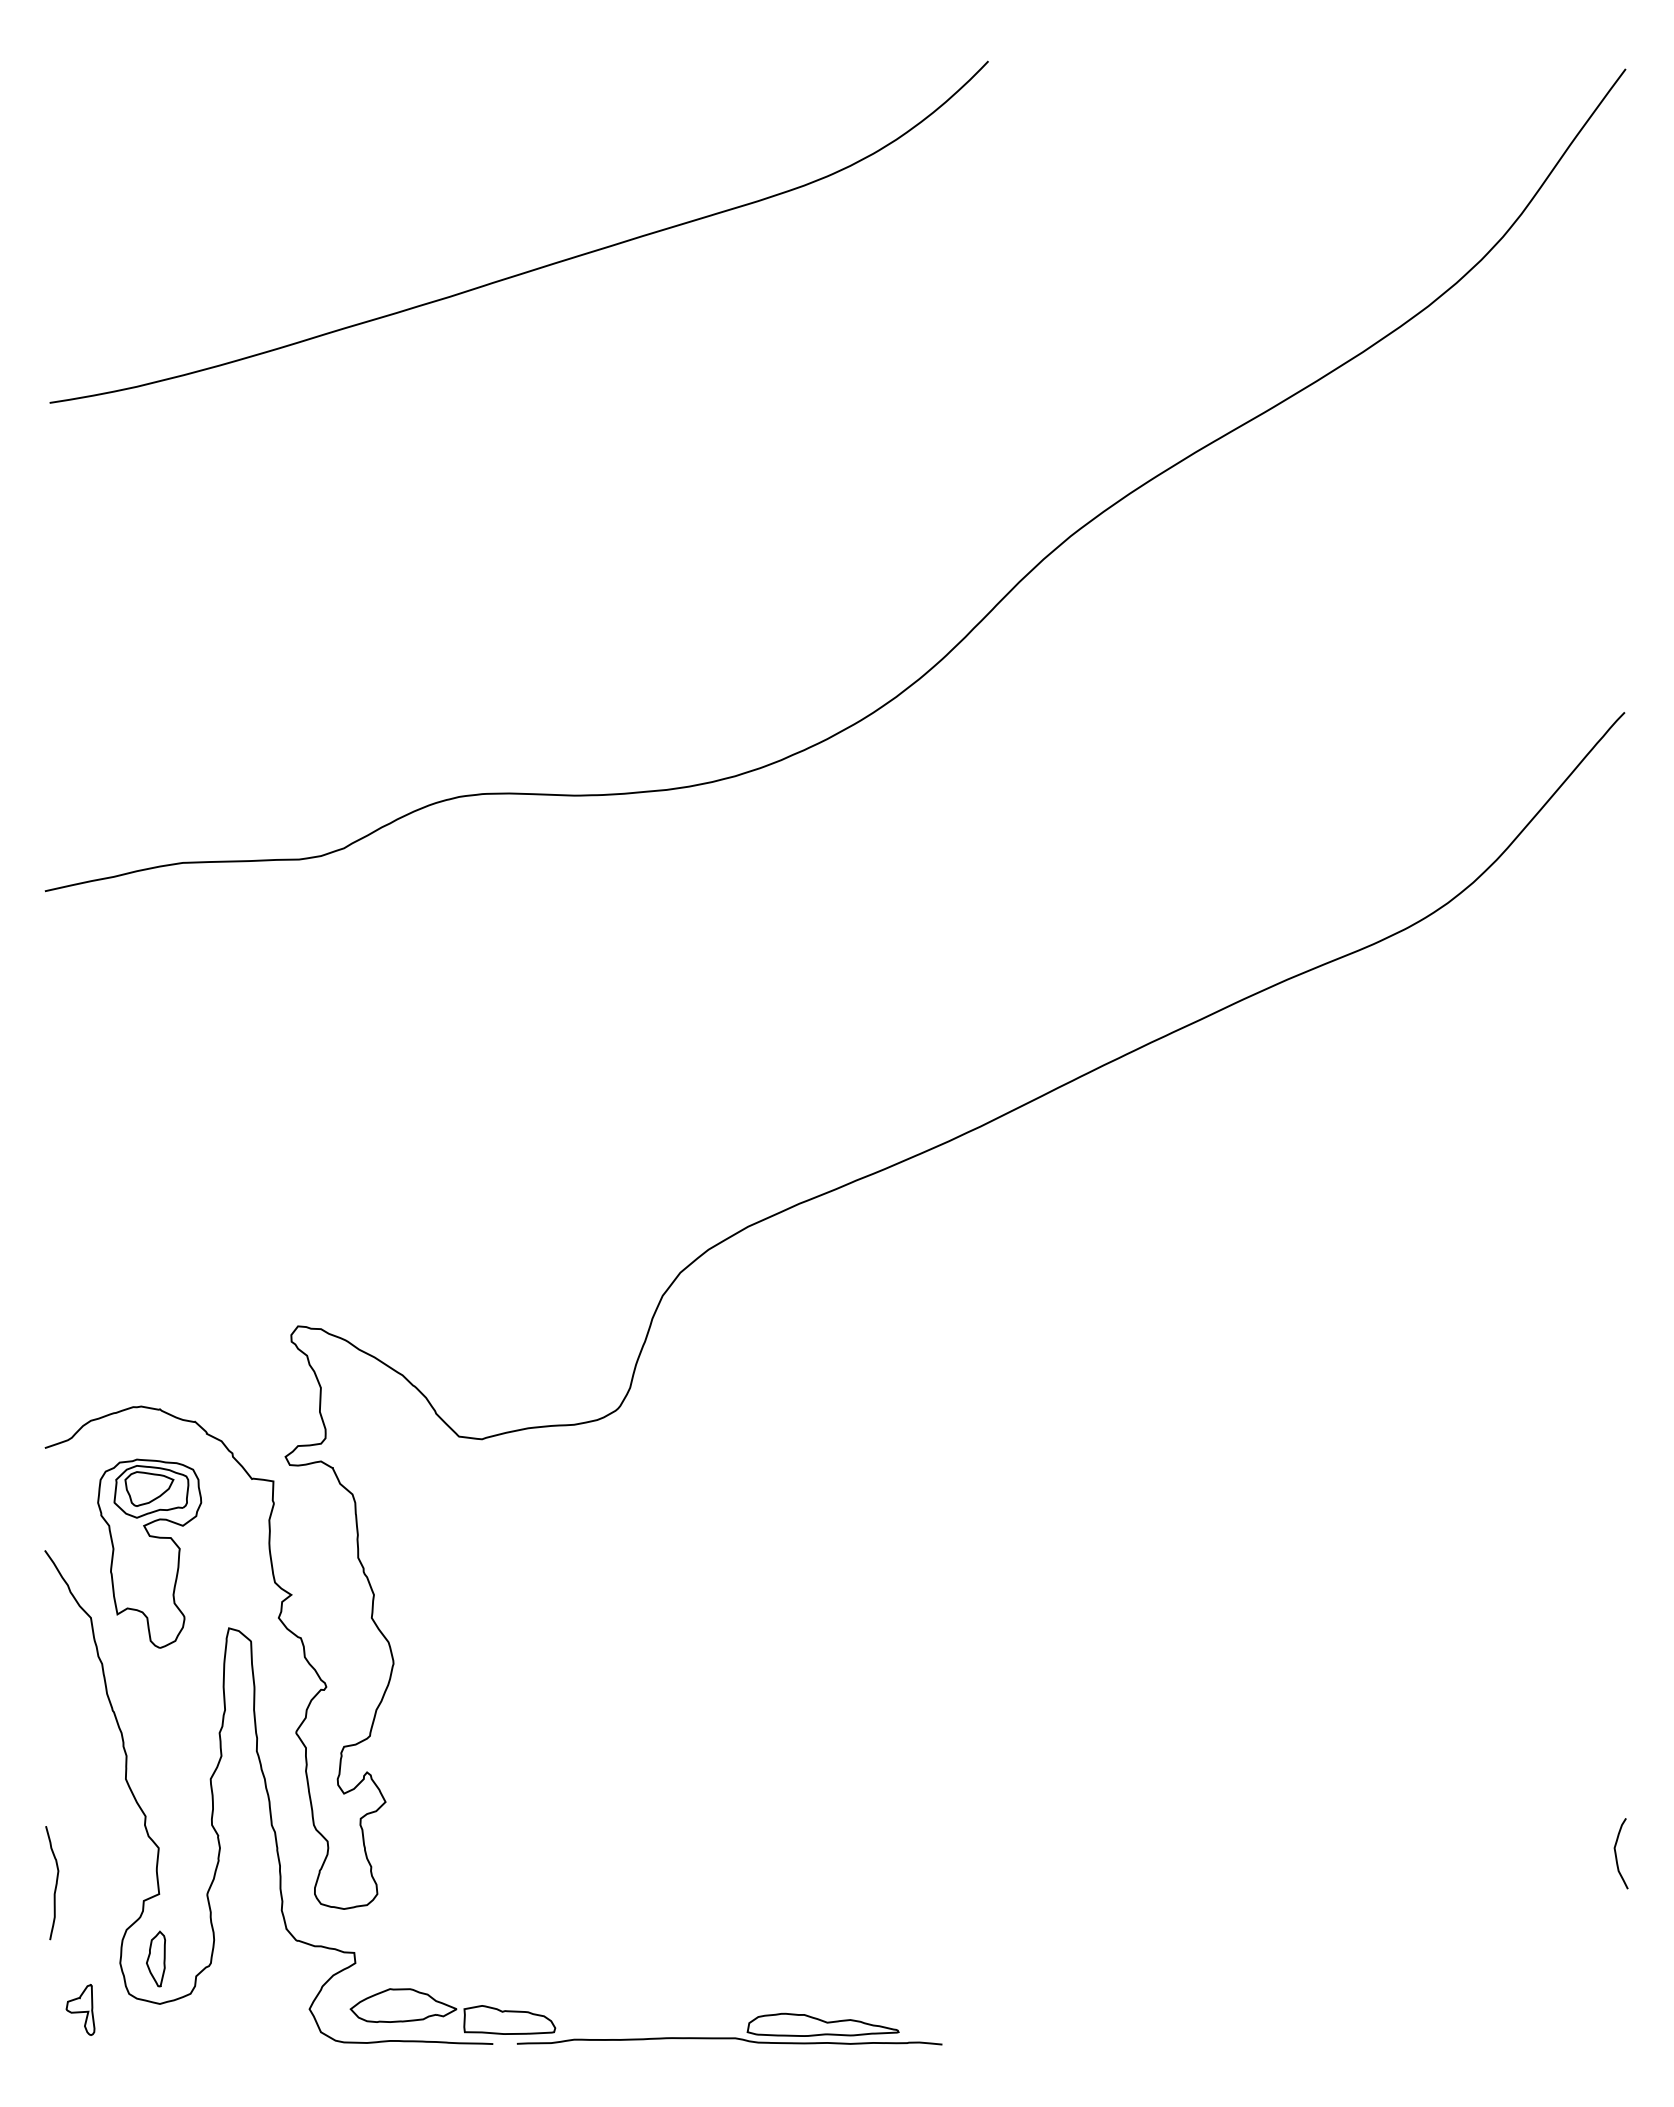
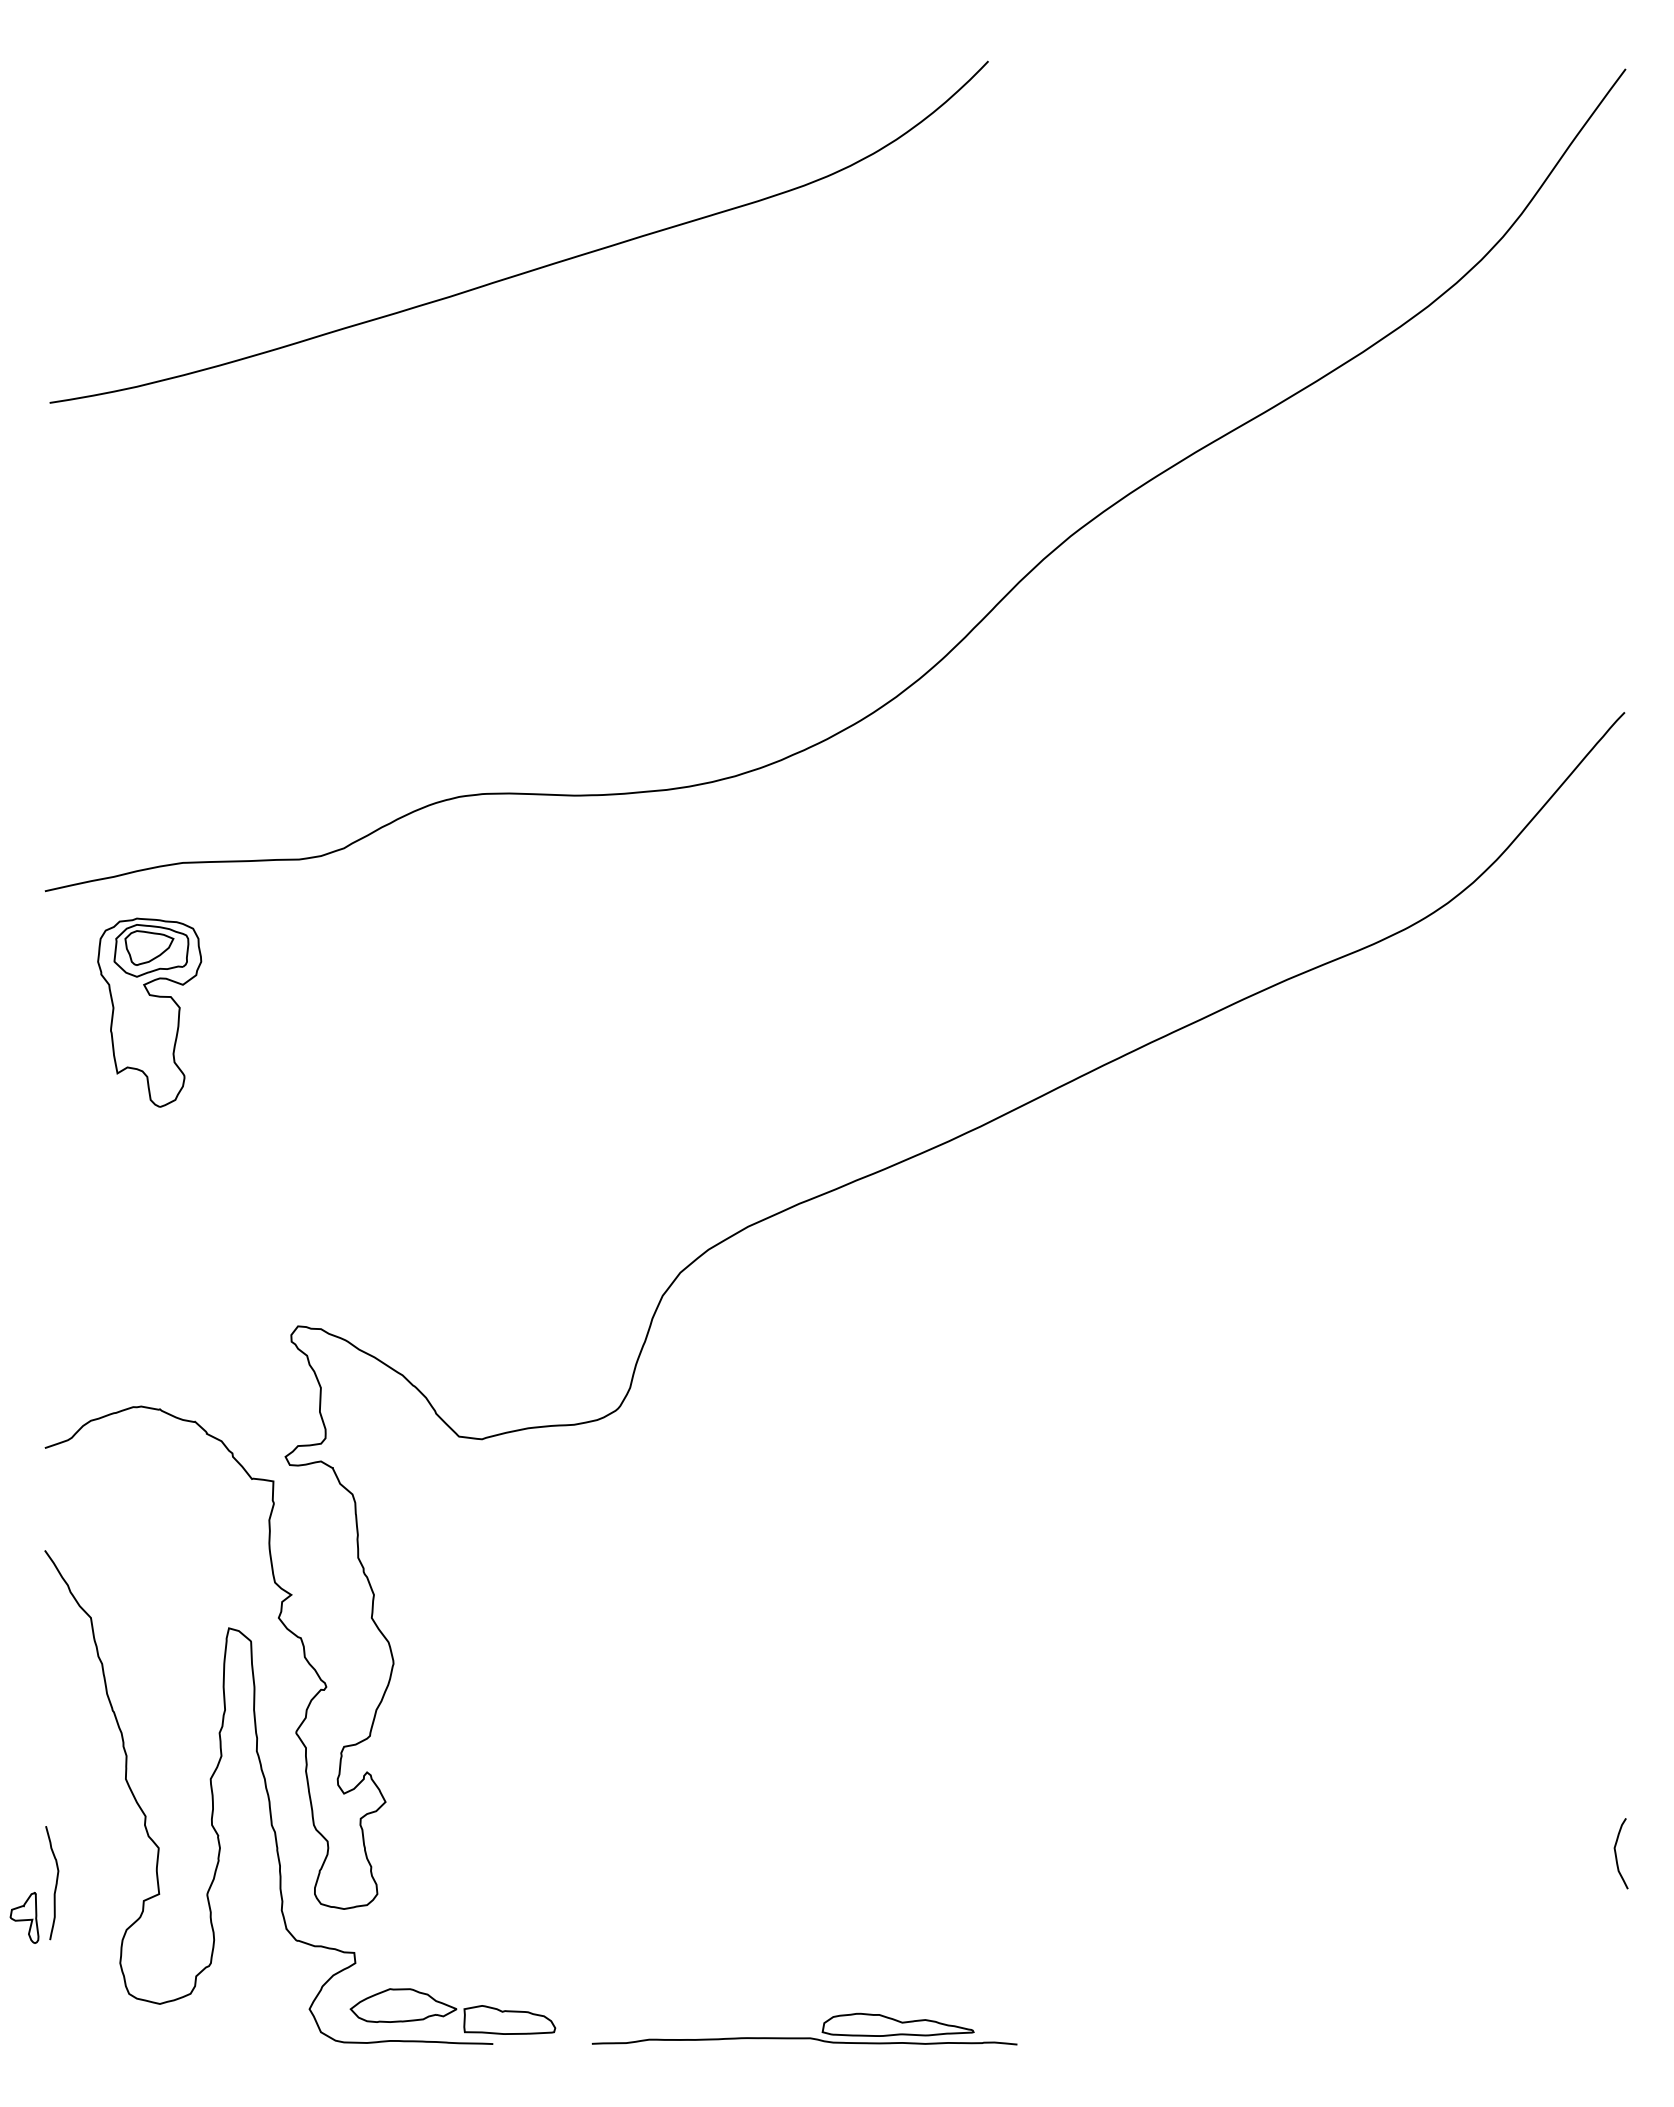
part position: (149, 1553) -> (149, 1012) (149, 1012)
part: present -> none (156, 1958)
part position: (80, 2009) -> (24, 1917) (24, 1917)
part position: (729, 2037) -> (804, 2037) (804, 2037)
